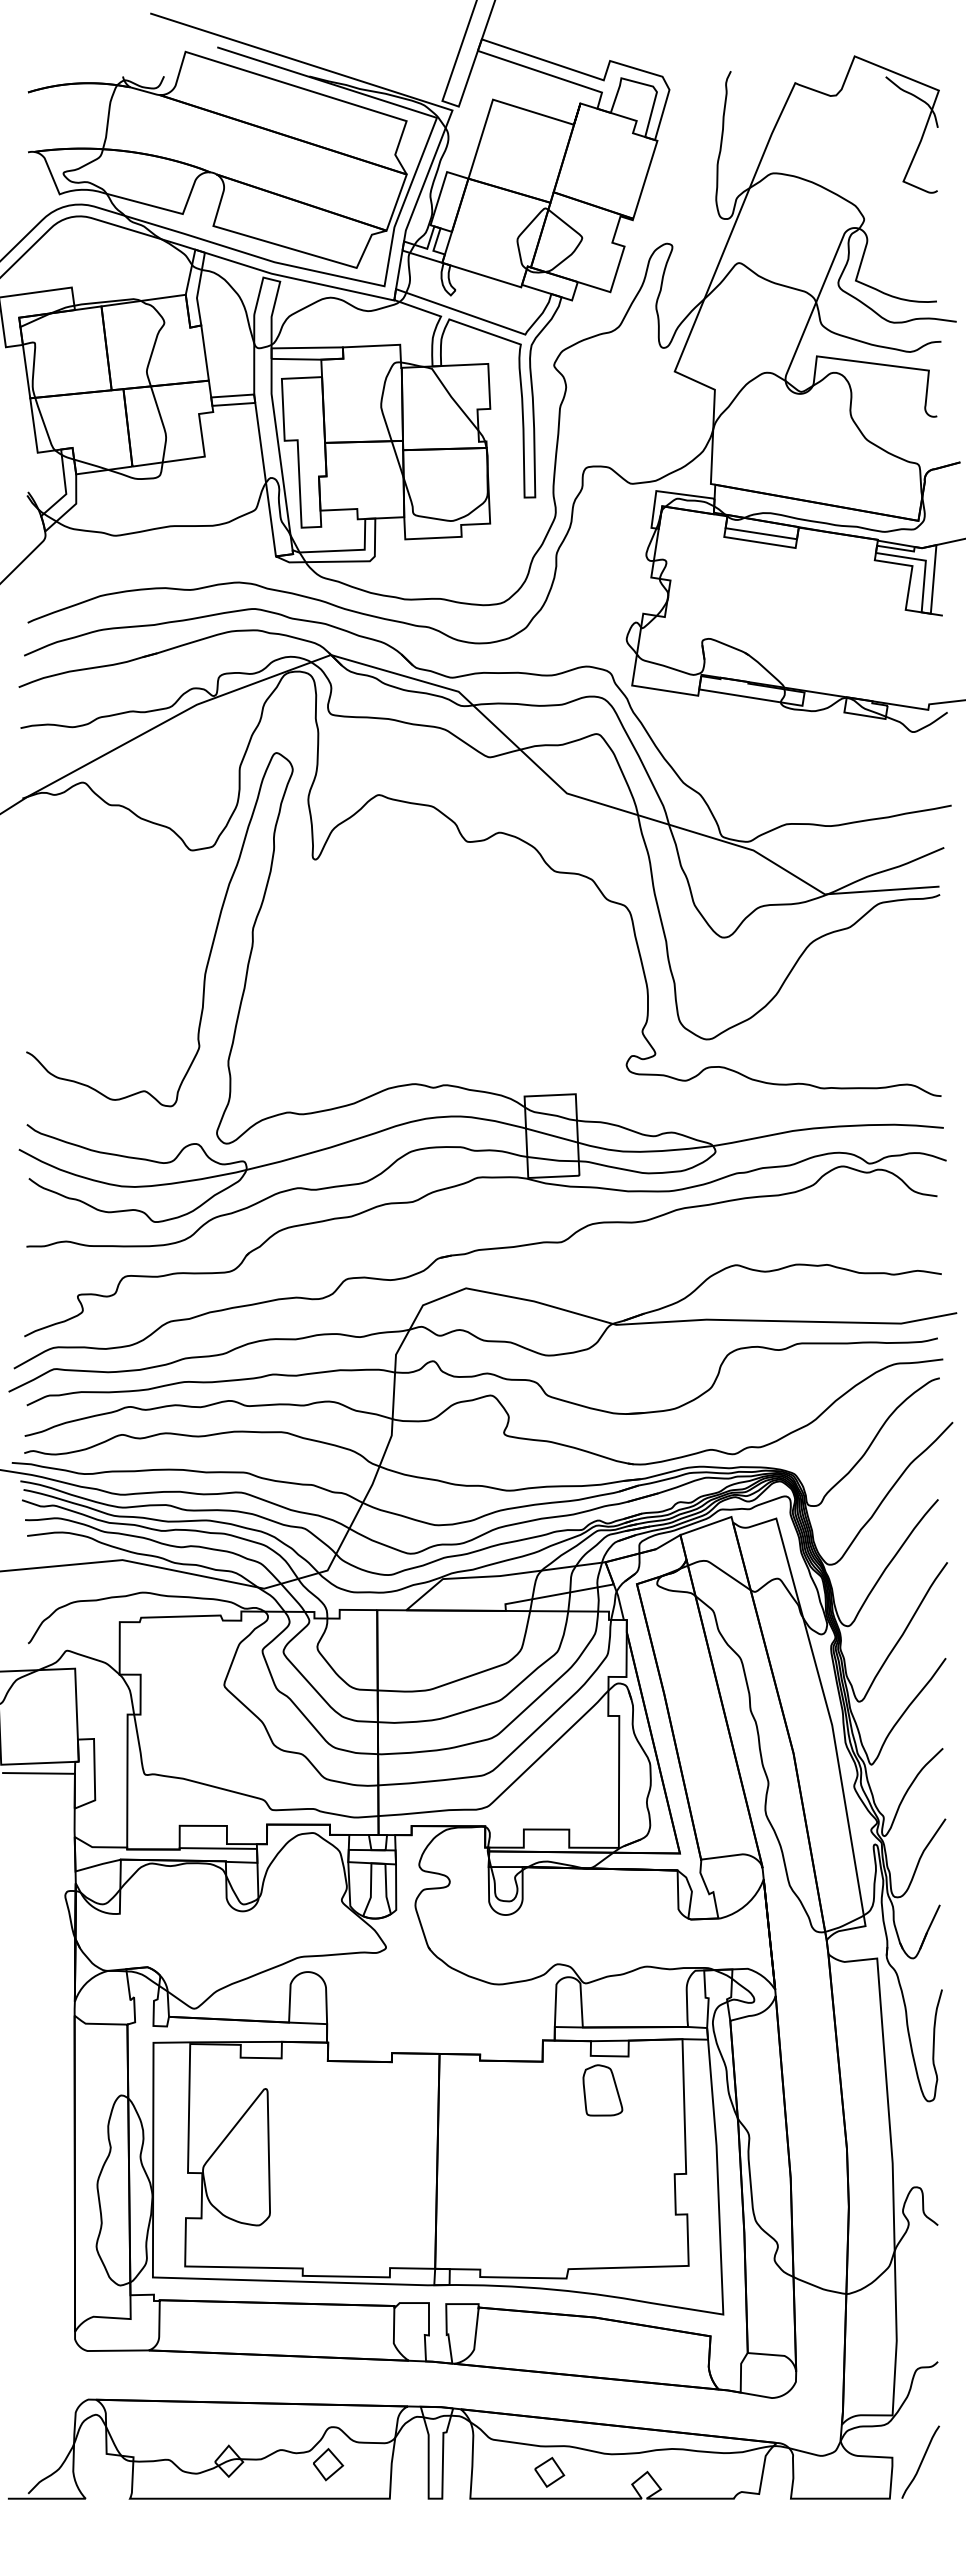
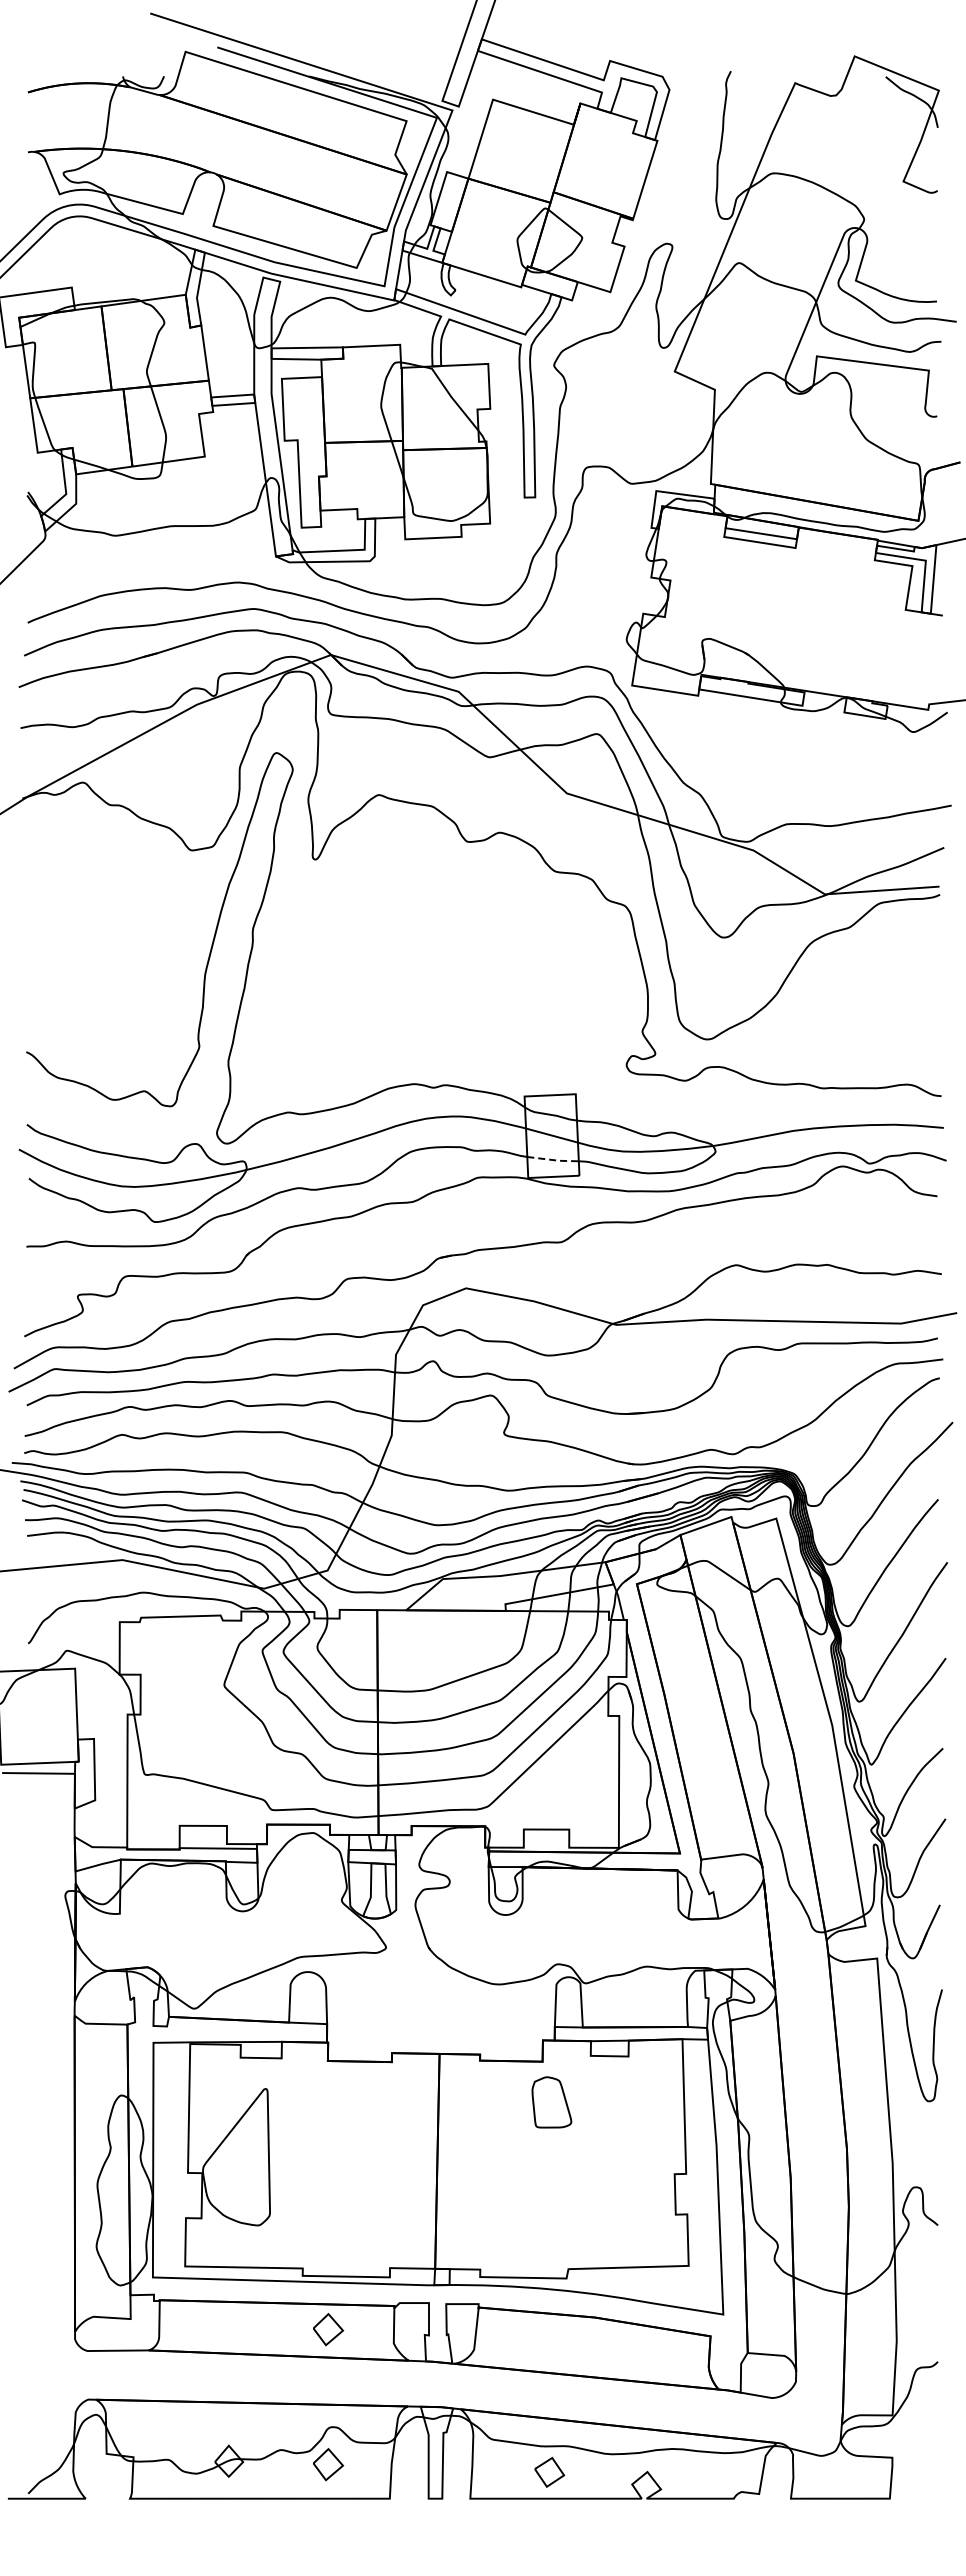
line: solid -> dashed (553, 1160)
part position: (602, 2090) -> (551, 2102) (551, 2102)
part: none -> present (328, 2329)
curve: present -> none (921, 2461)
